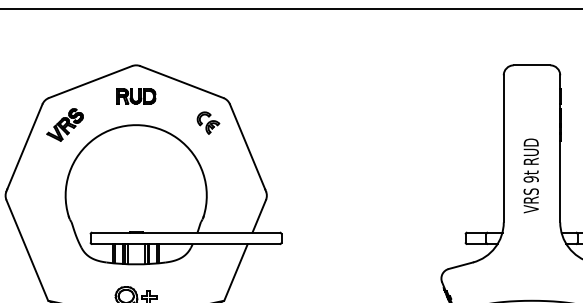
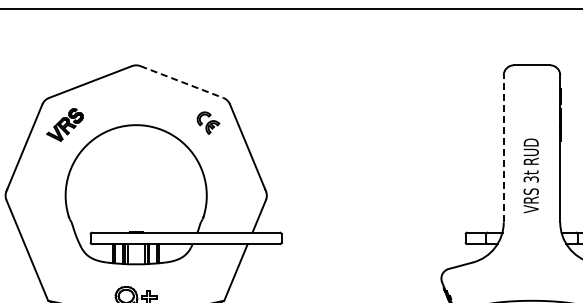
line: solid -> dashed (182, 82)
part: present -> none (136, 96)
line: solid -> dashed (503, 148)
text: 9t -> 3t (530, 179)
